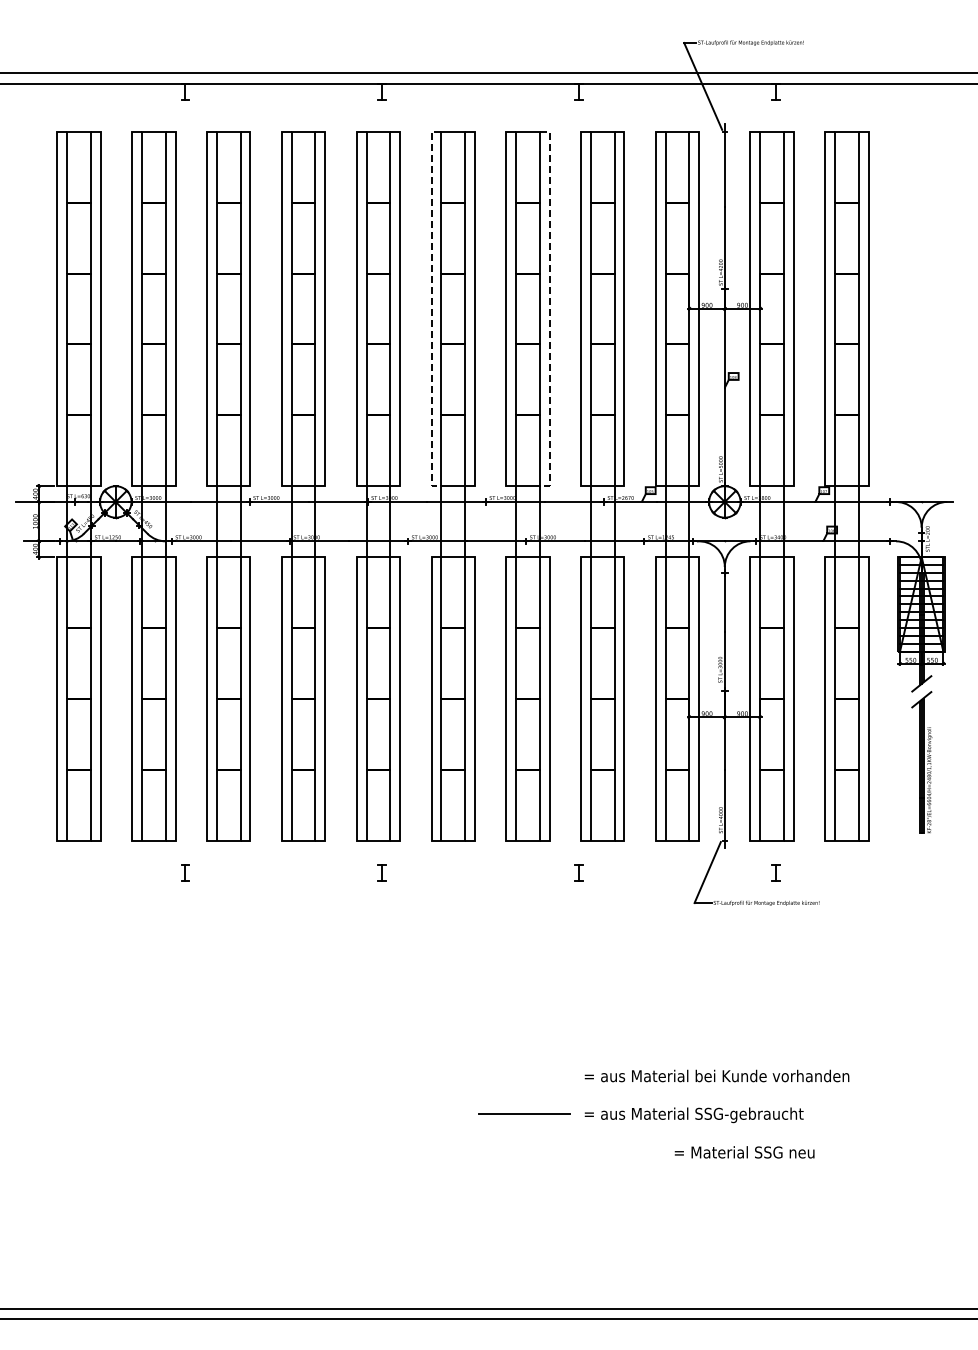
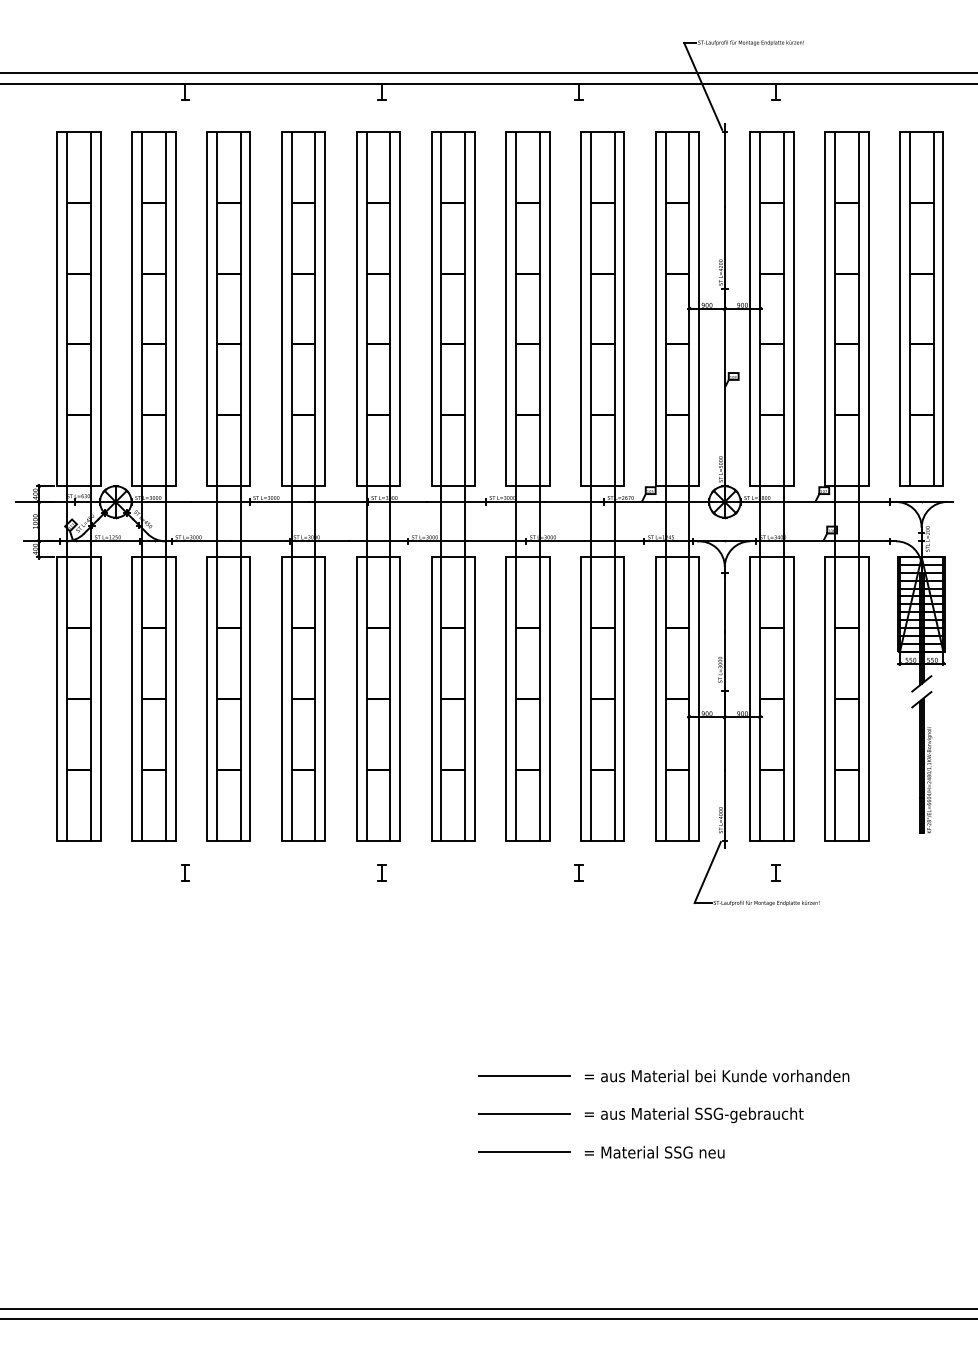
part: none -> present (921, 308)
line: dashed -> solid (431, 309)
line: dashed -> solid (549, 309)
line: none -> present (523, 1076)
line: none -> present (523, 1152)
text position: (744, 1152) -> (654, 1152) (654, 1152)
